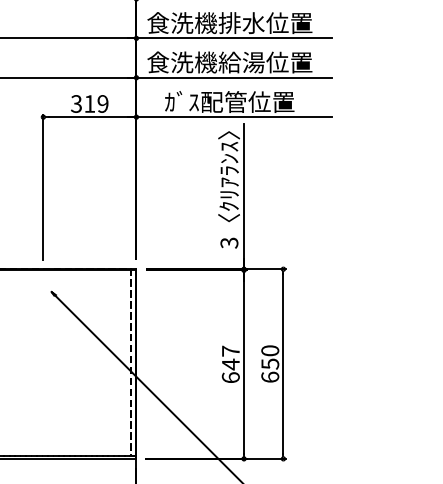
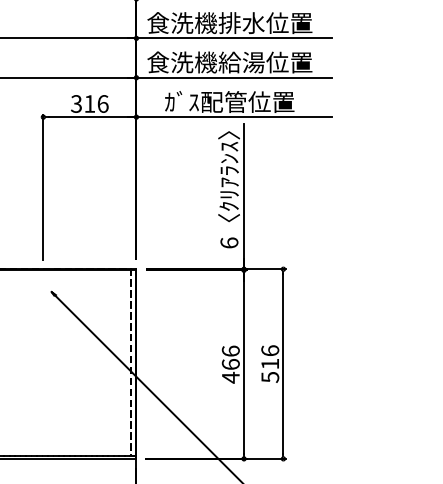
text: 319 -> 316 (102, 103)
text: 3 -> 6 (229, 242)
text: 650 -> 516 (270, 363)
text: 647 -> 466 (230, 364)
